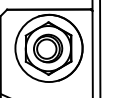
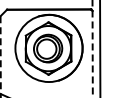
line: solid -> dashed (92, 49)
line: solid -> dashed (0, 57)
